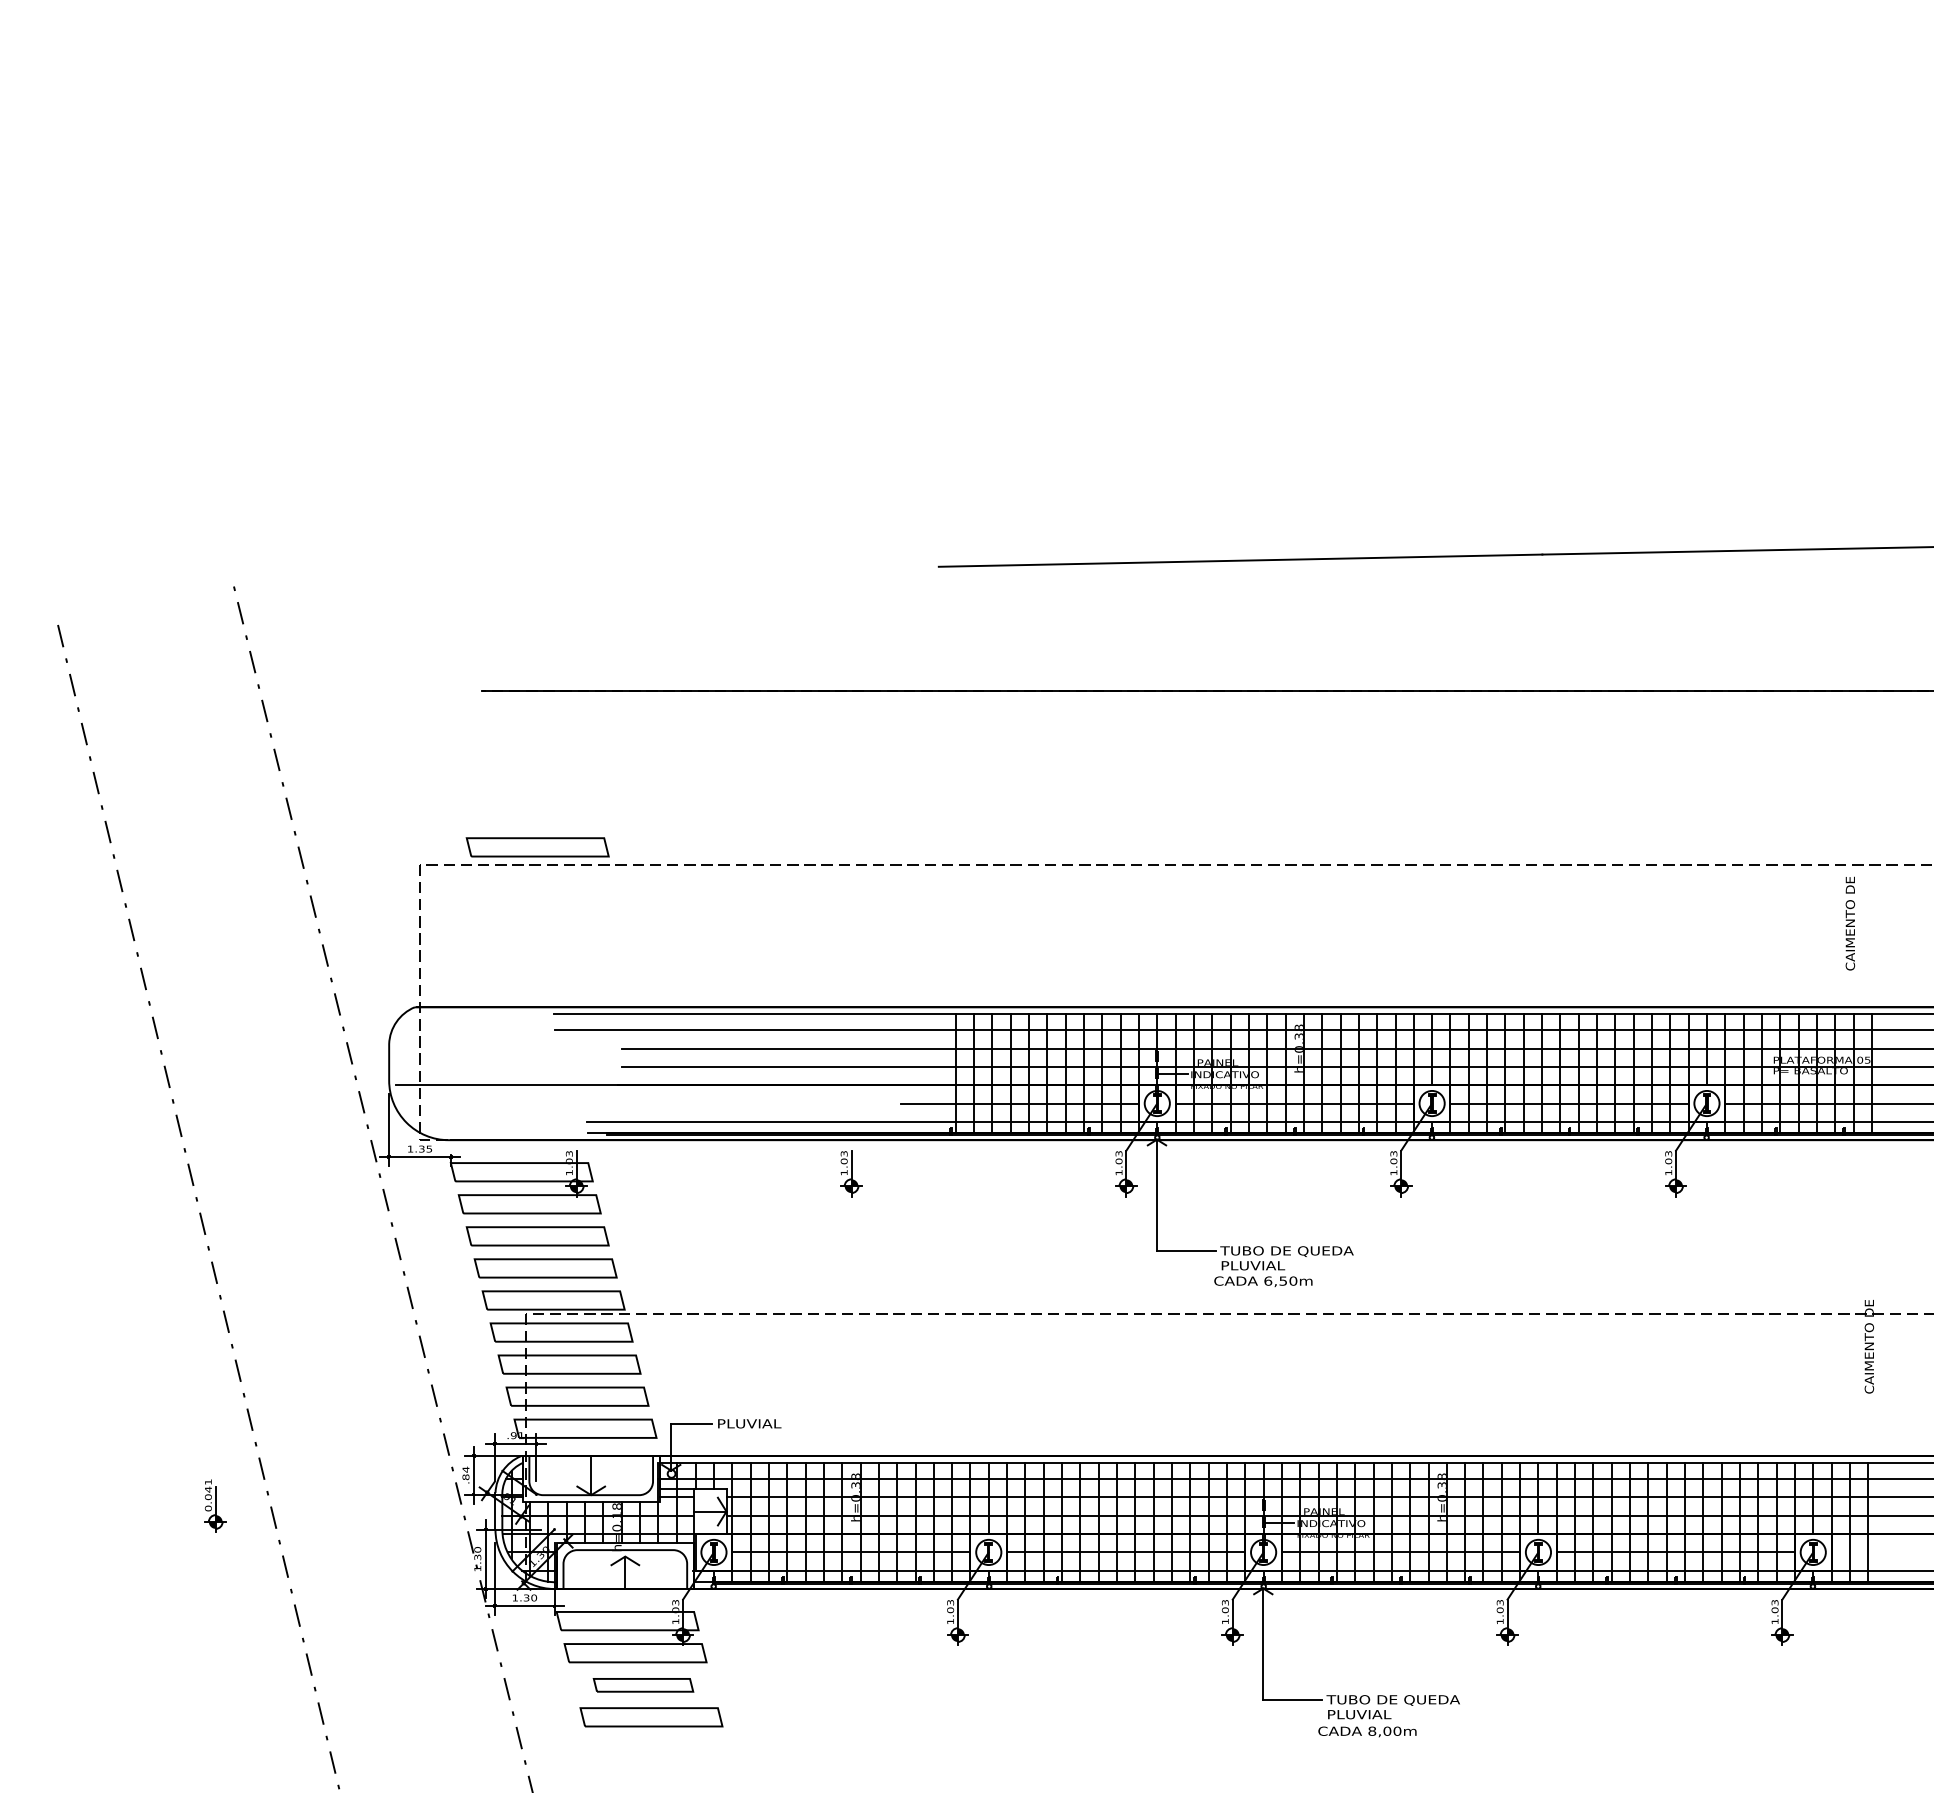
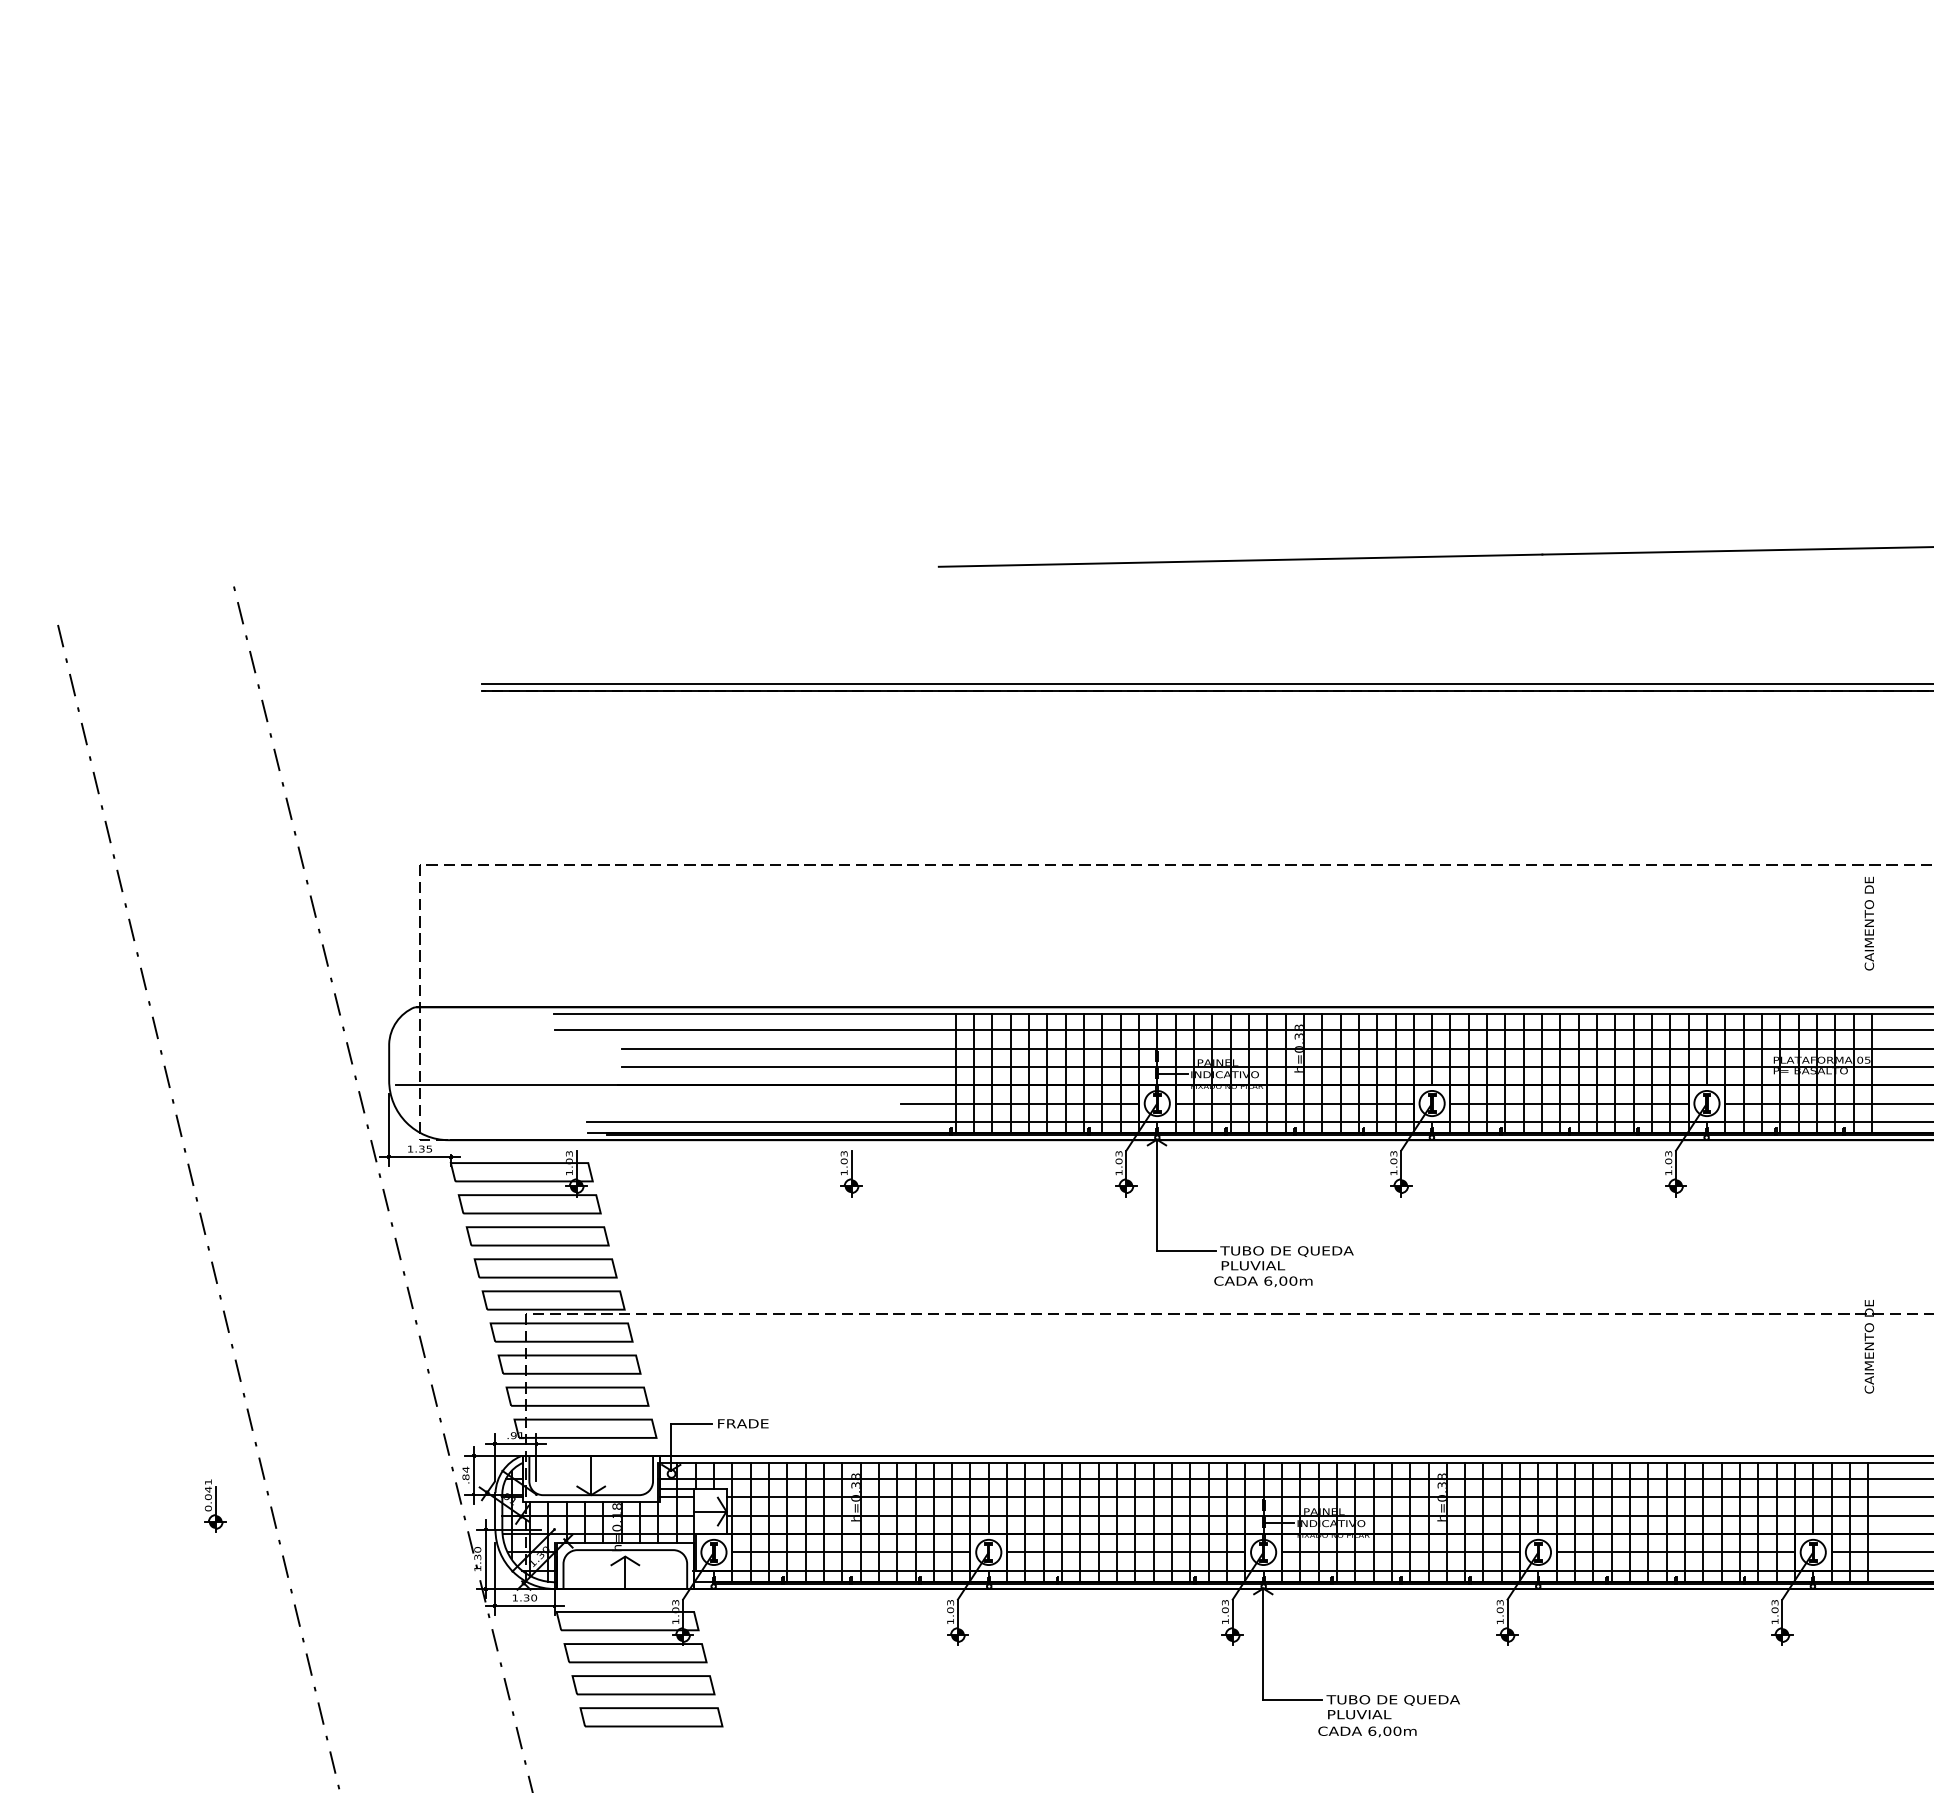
line: none -> present (1206, 684)
part: present -> none (537, 847)
text position: (1850, 923) -> (1869, 923) (1869, 923)
text: 6,50m -> 6,00m (1283, 1280)
text: PLUVIAL -> FRADE (750, 1423)
line: none -> present (1880, 1552)
part size: 103x15 px -> 145x21 px (643, 1685)
text: 8,00m -> 6,00m (1372, 1730)
